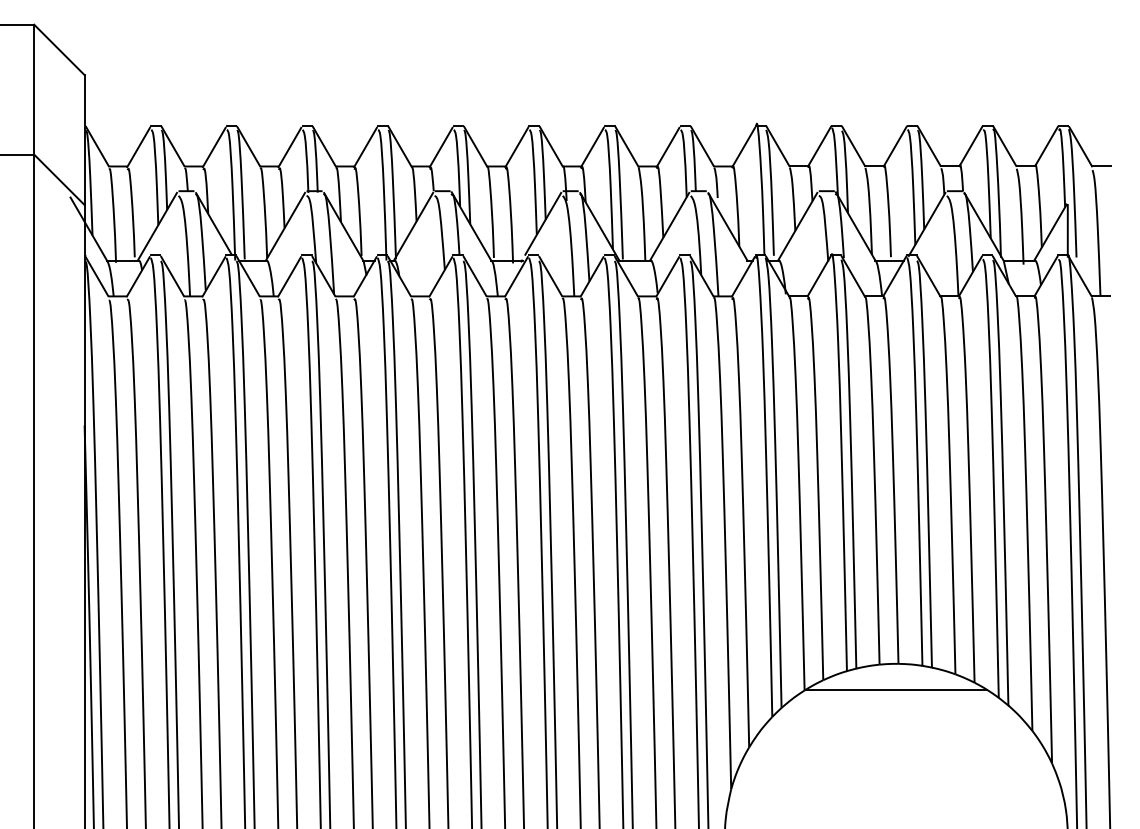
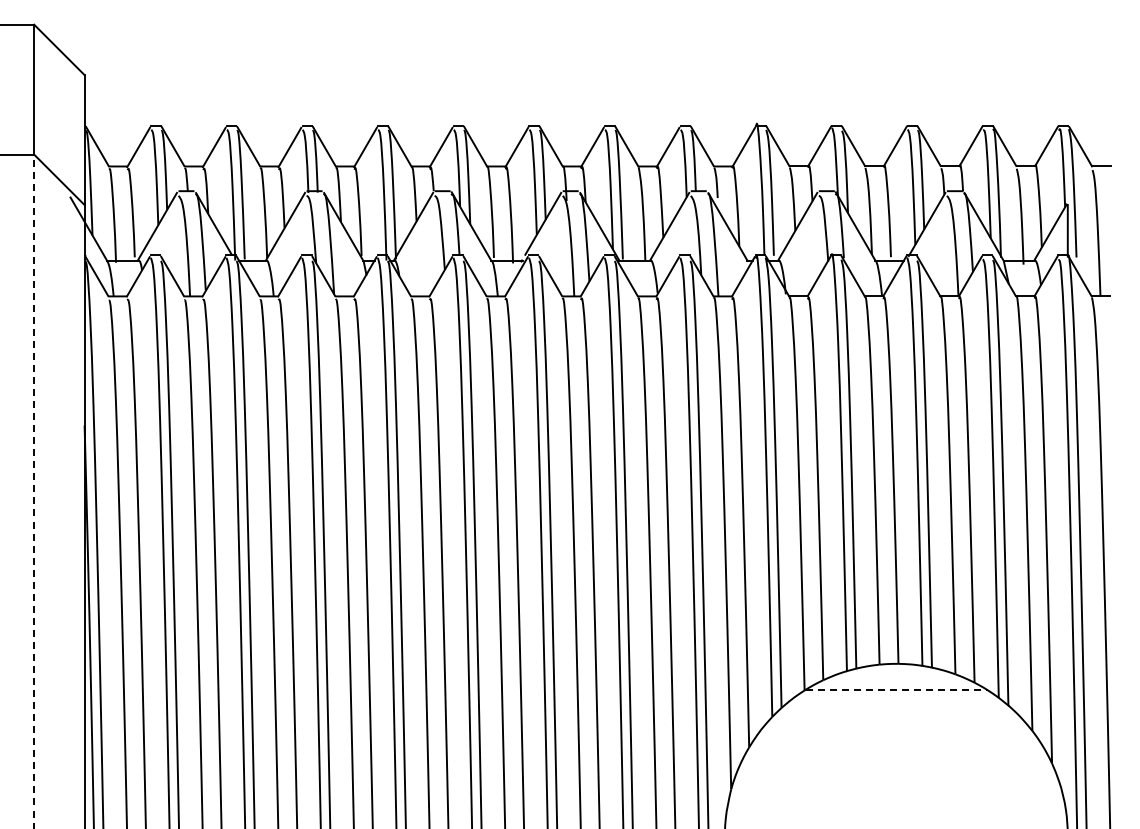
line: solid -> dashed (34, 491)
line: solid -> dashed (896, 689)
